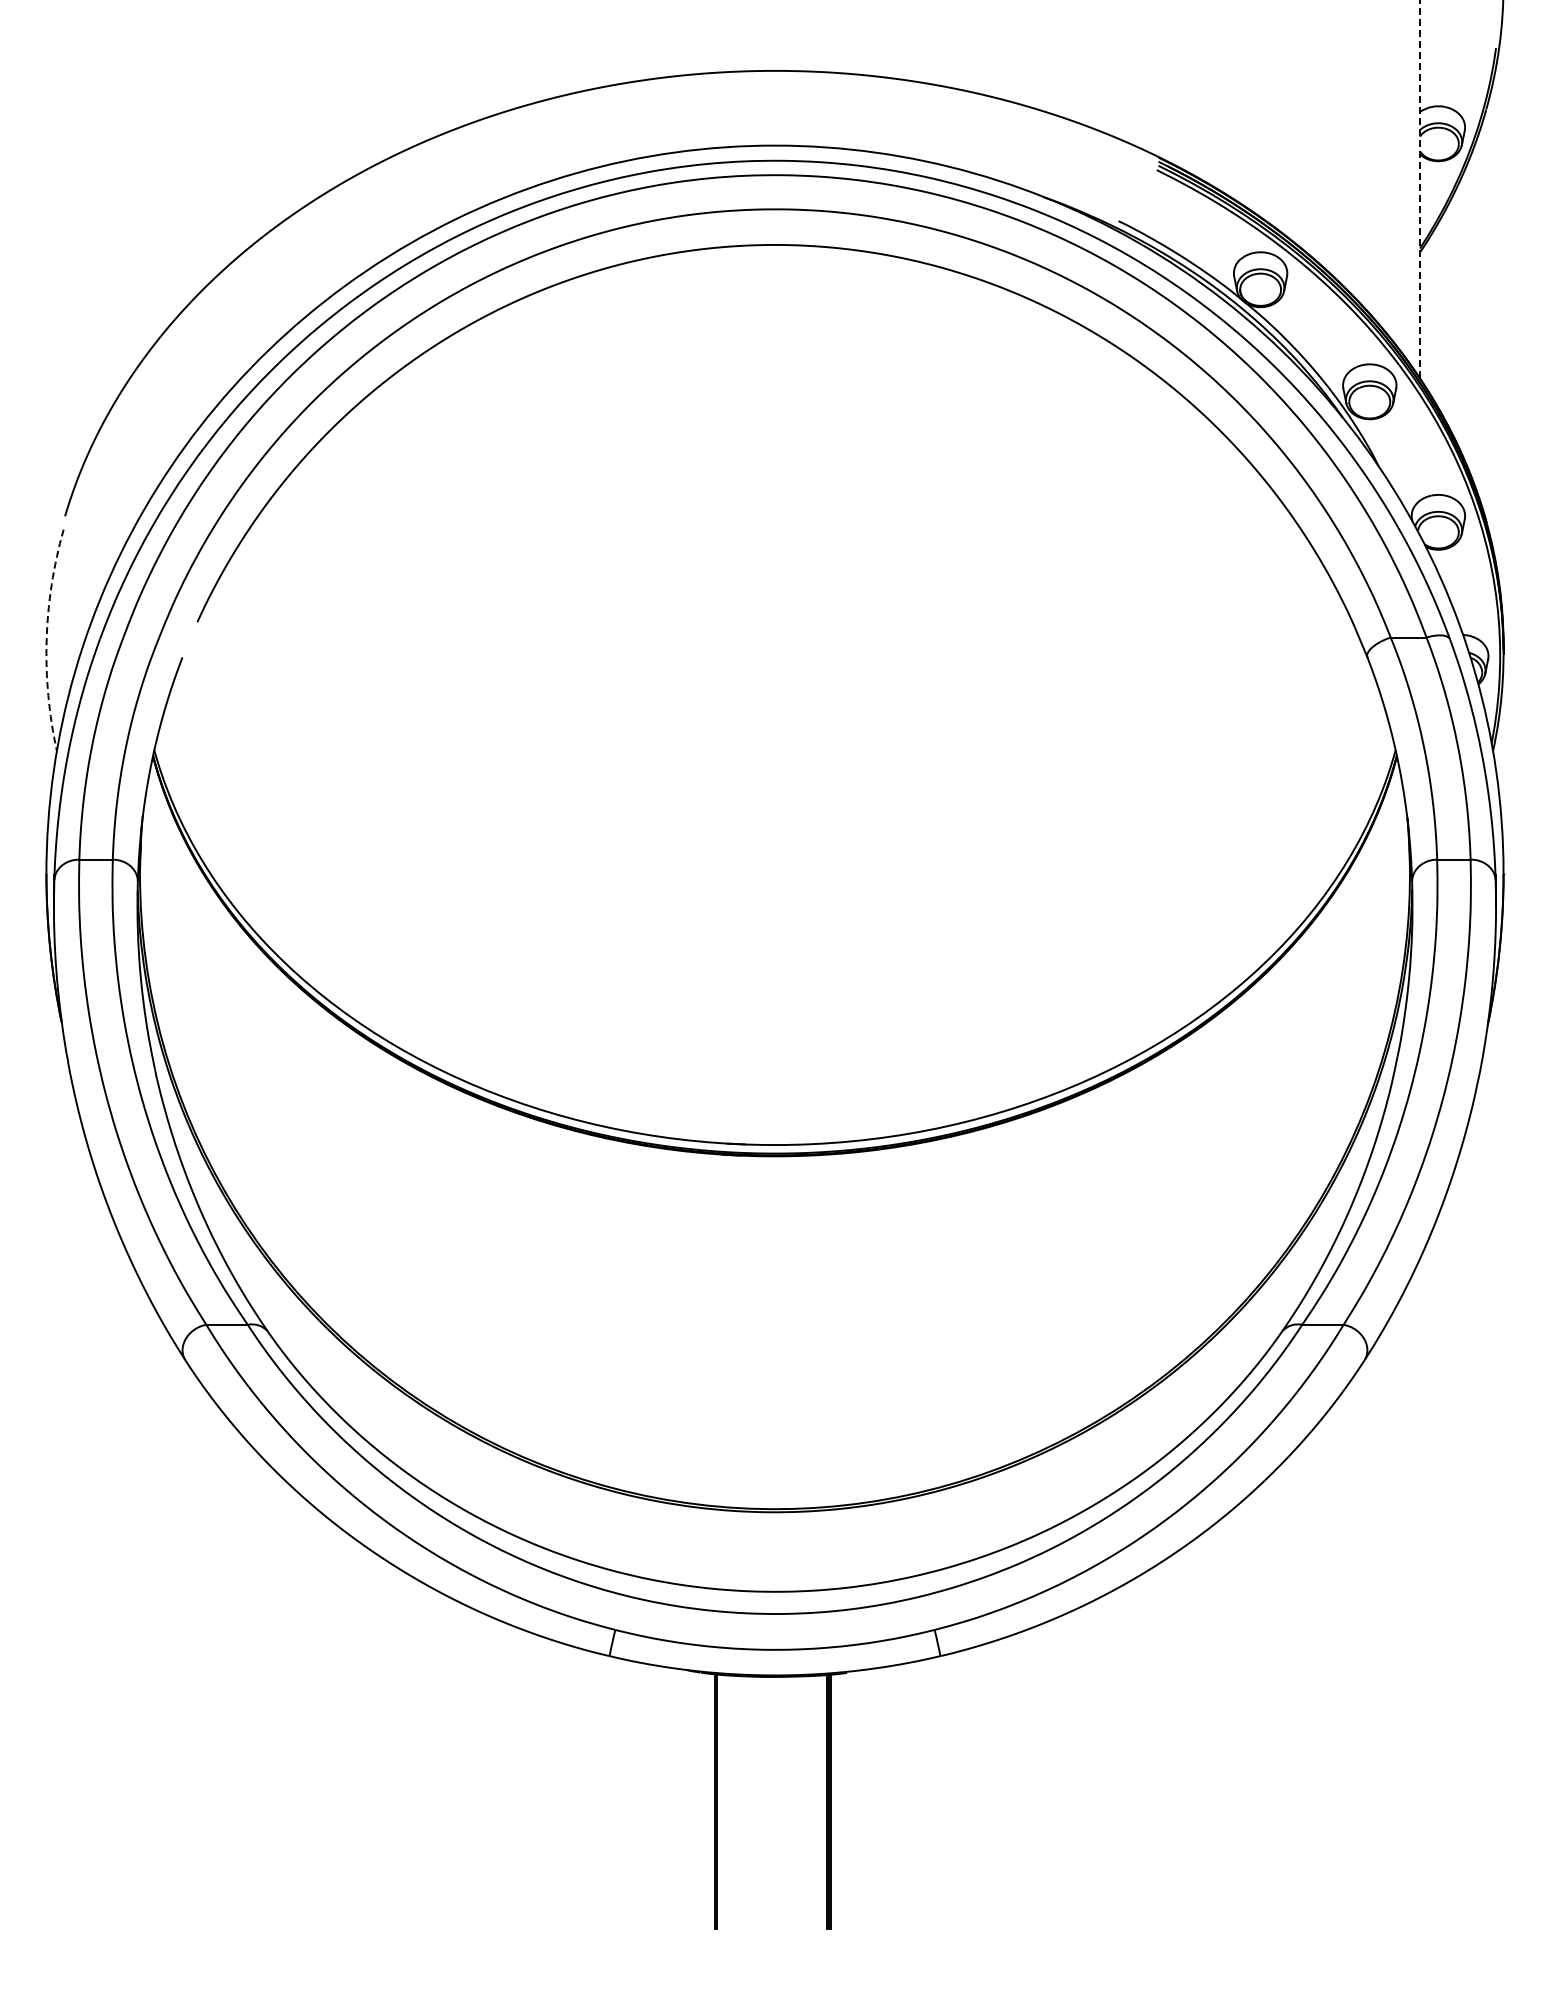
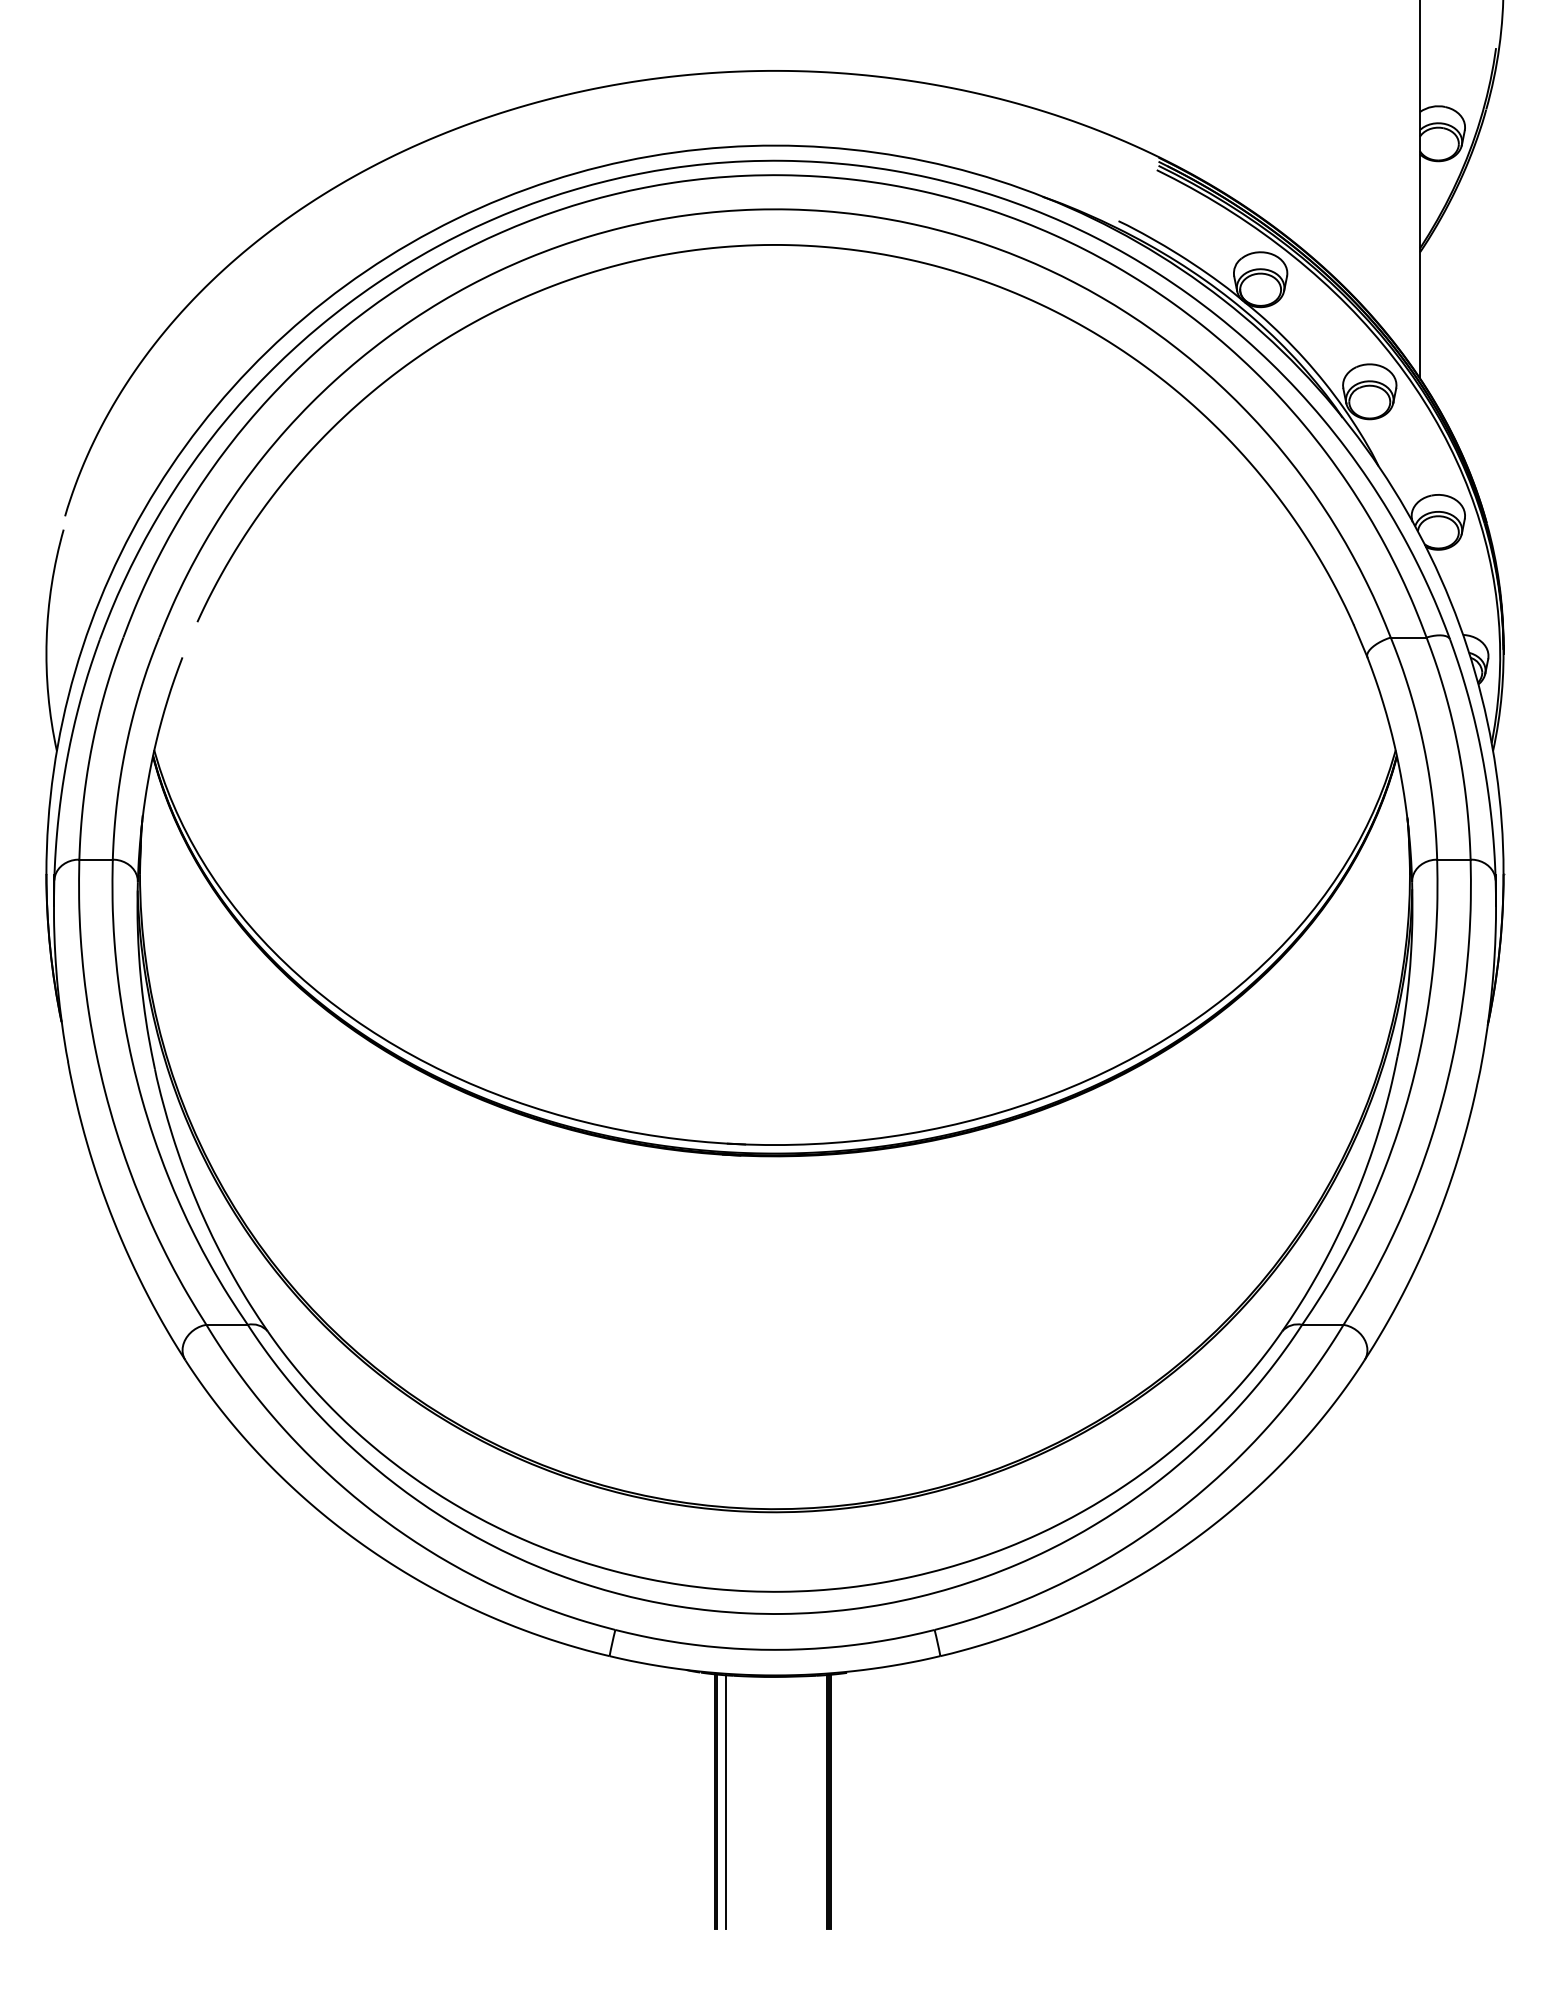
line: dashed -> solid (1420, 188)
arc: dashed -> solid (46, 639)
line: none -> present (726, 1802)
